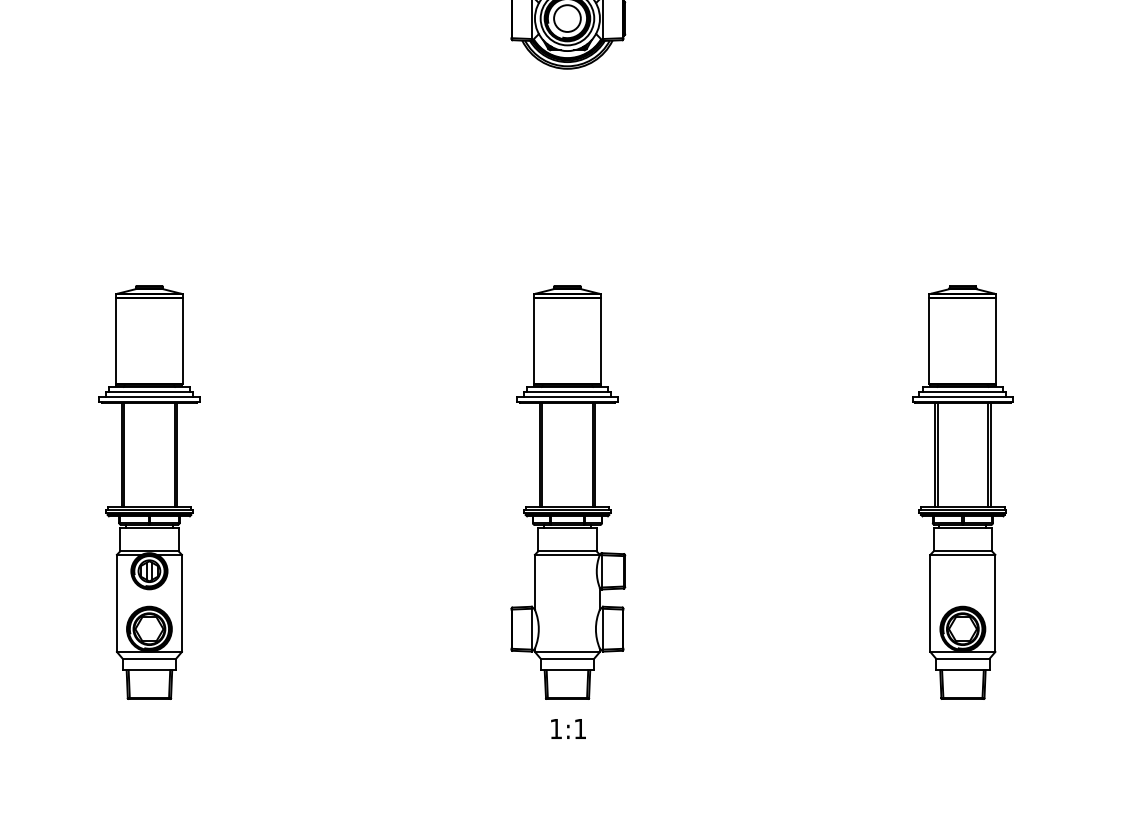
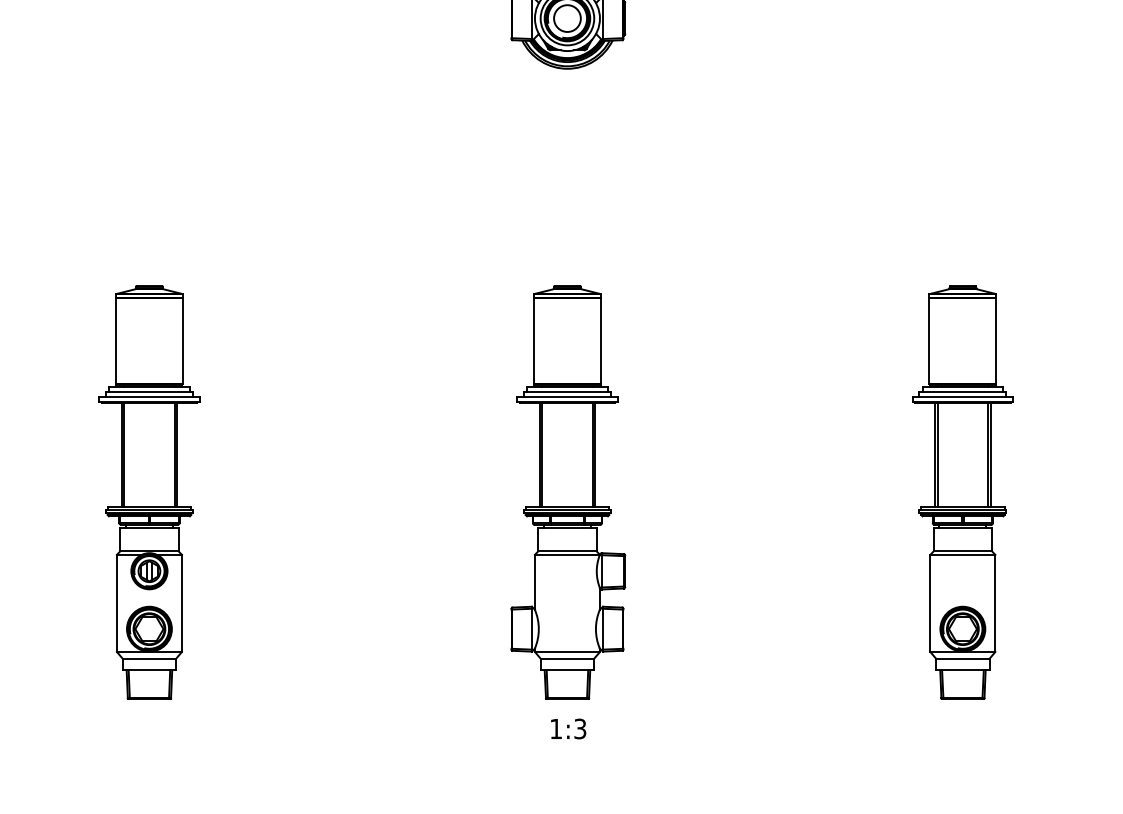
text: 1:1 -> 1:3 (580, 728)
